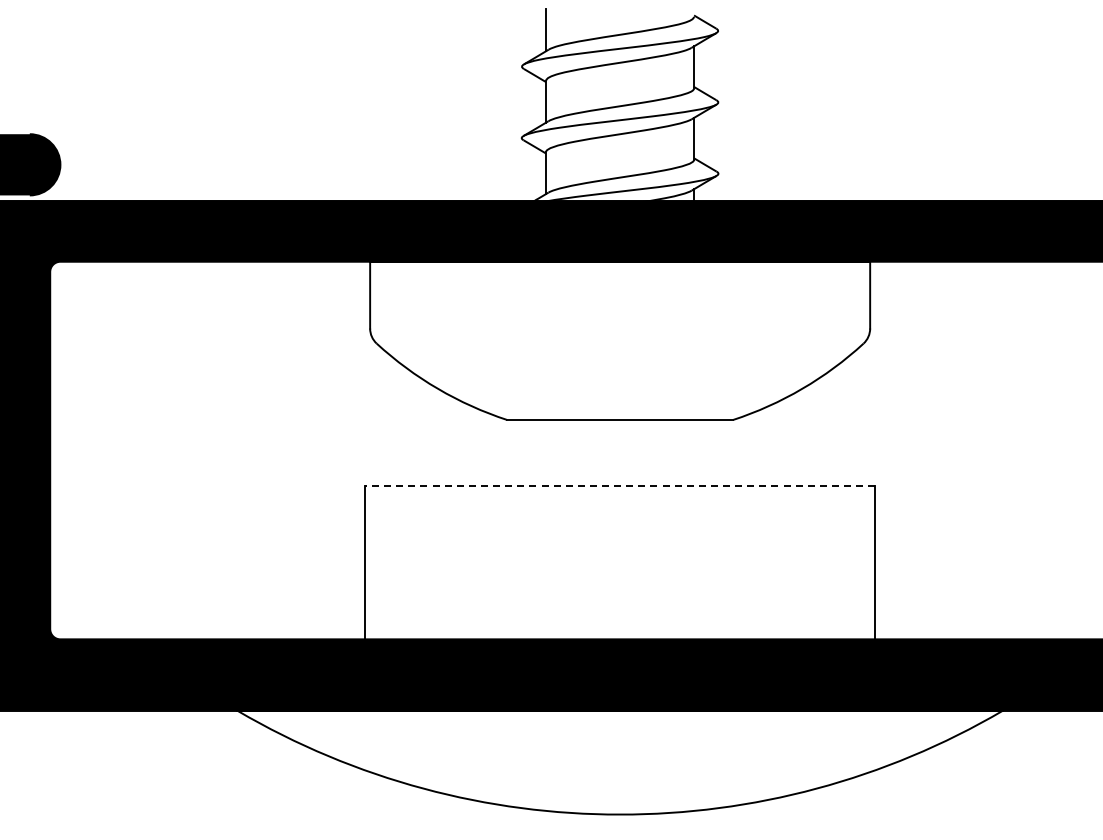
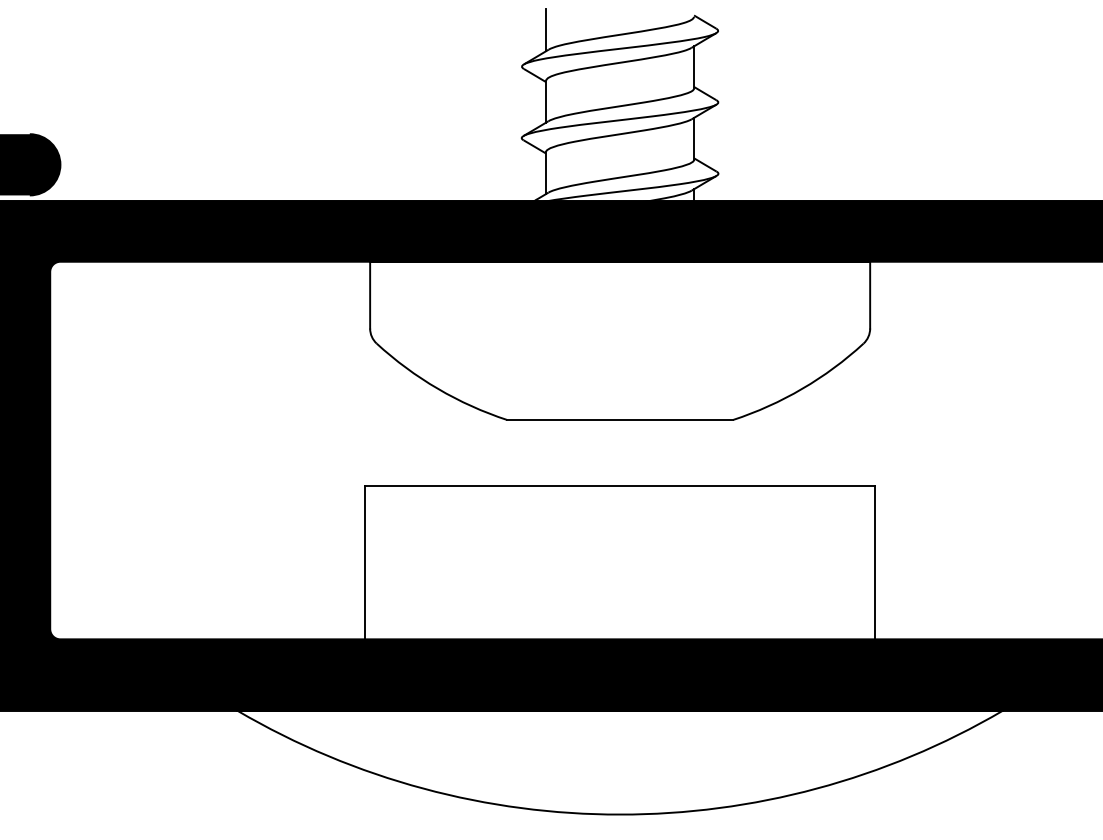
line: dashed -> solid (619, 486)
